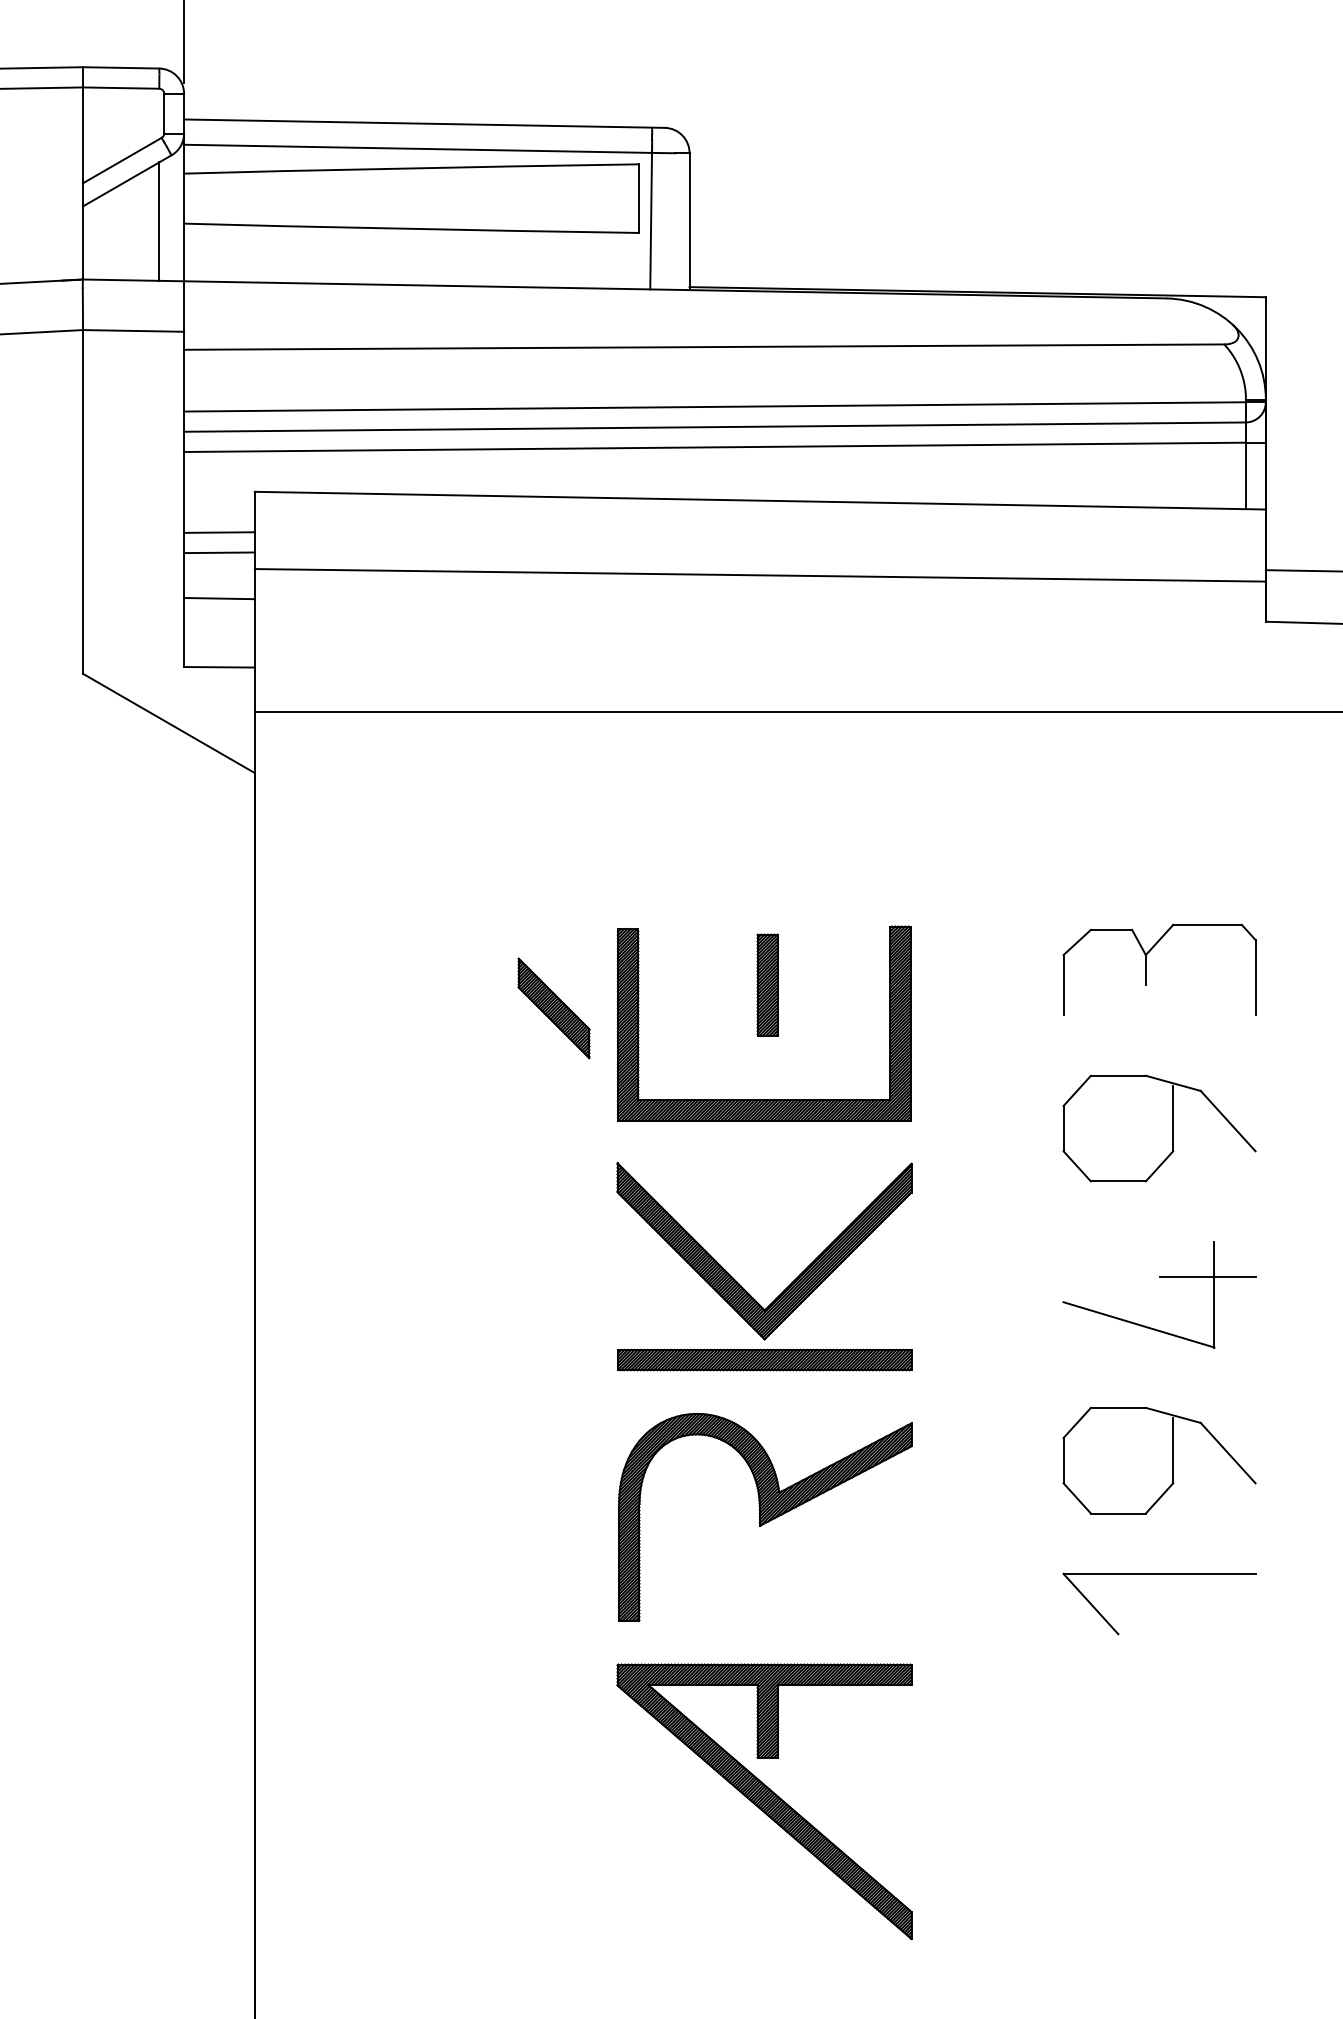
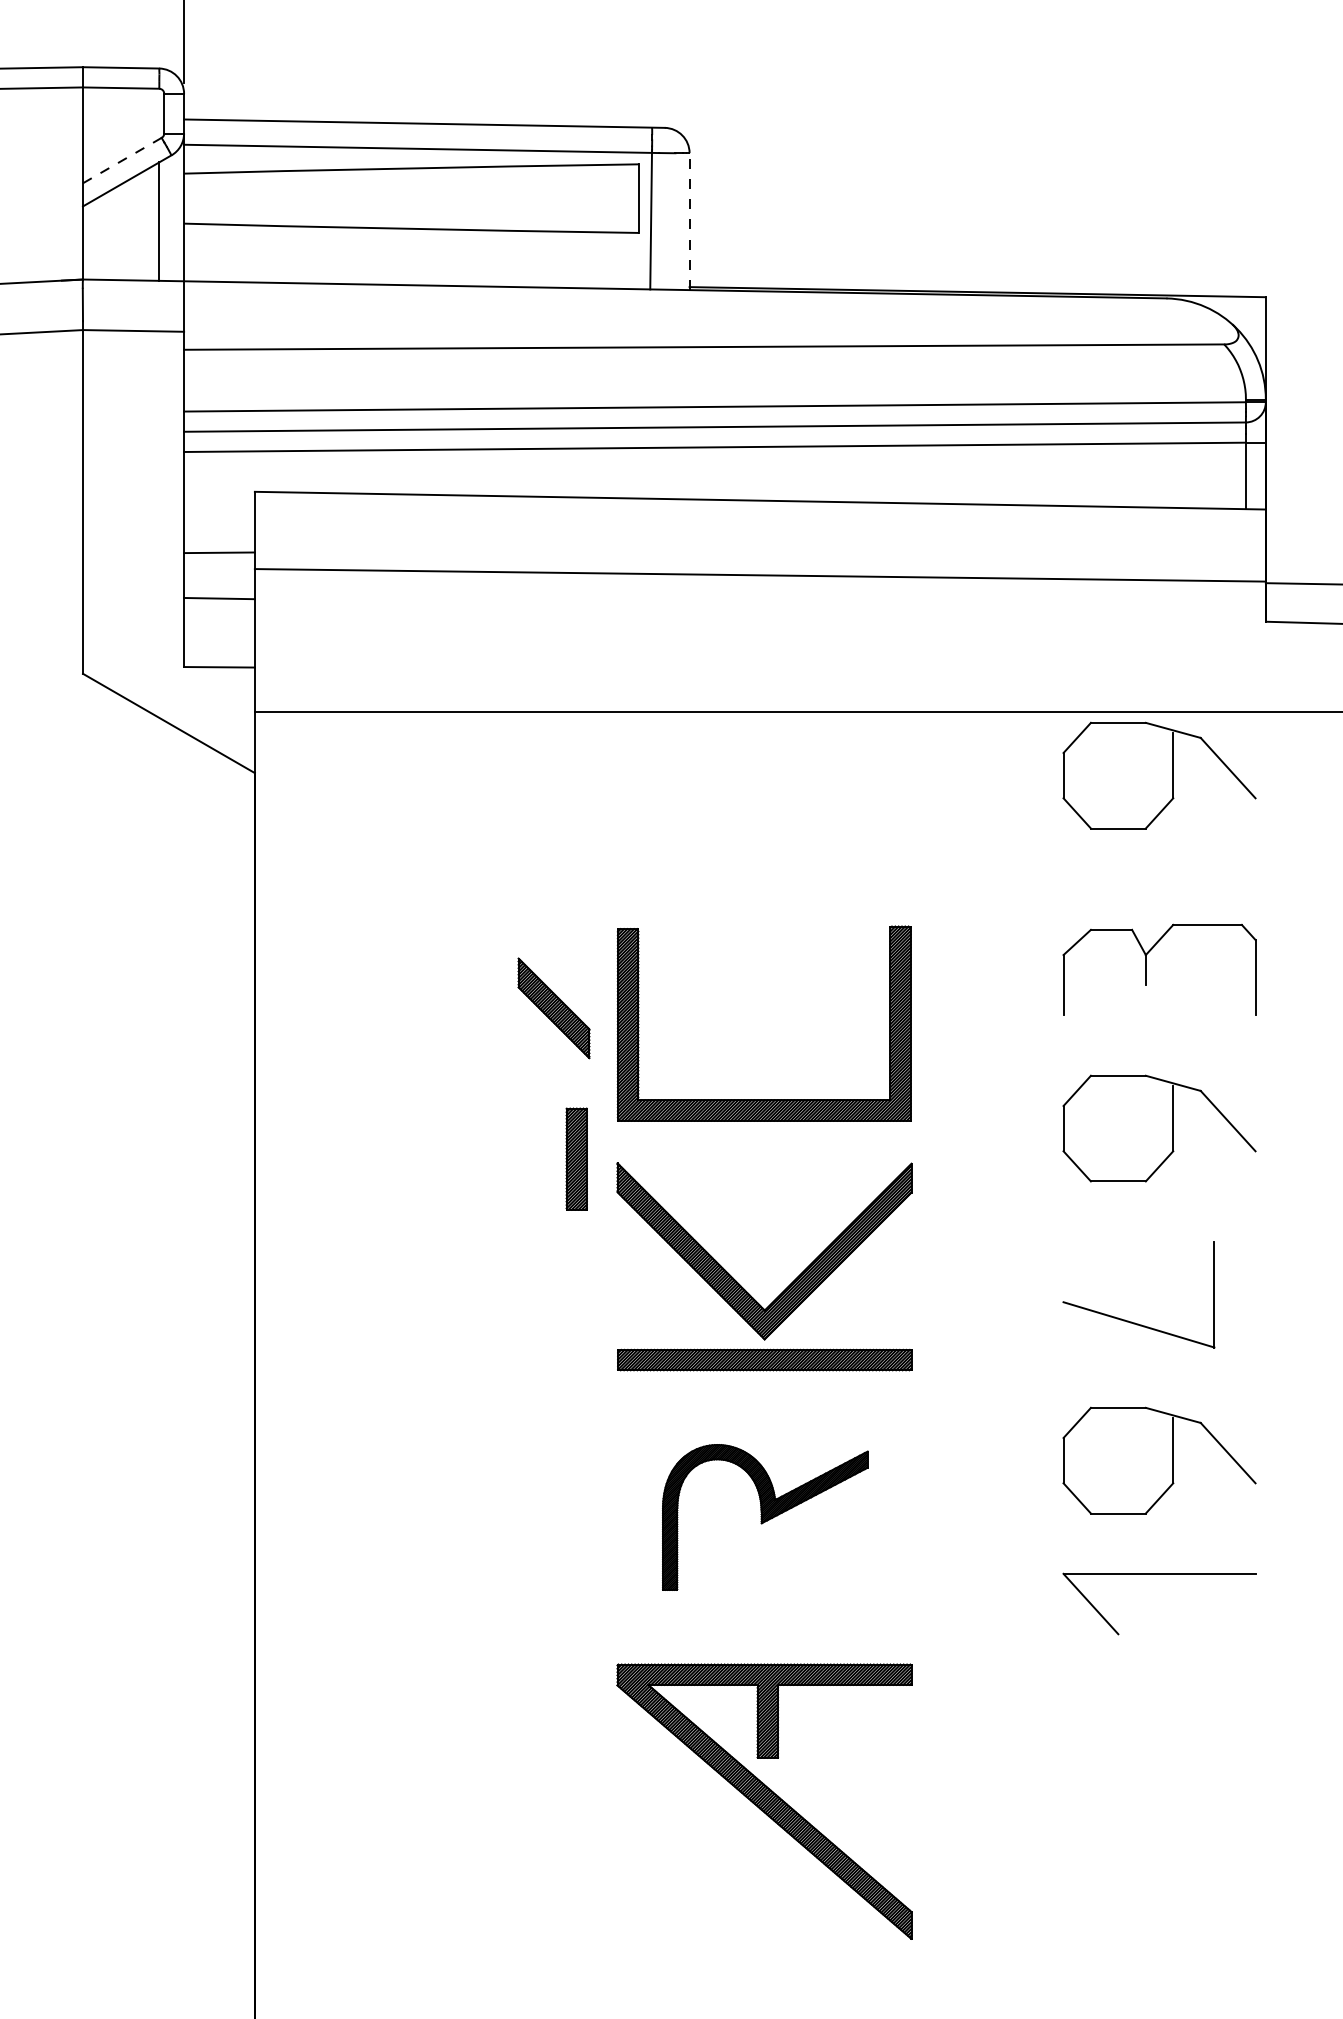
line: solid -> dashed (122, 160)
line: solid -> dashed (689, 221)
line: present -> none (219, 532)
line position: (1302, 570) -> (1302, 583) (1302, 583)
part: none -> present (1159, 775)
part position: (767, 984) -> (576, 1158) (576, 1158)
line: present -> none (1207, 1277)
part size: 295x209 px -> 207x147 px (765, 1517)
